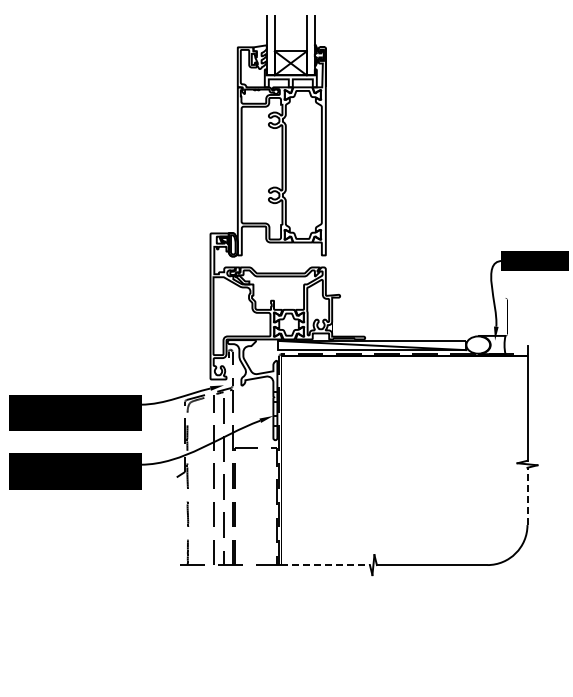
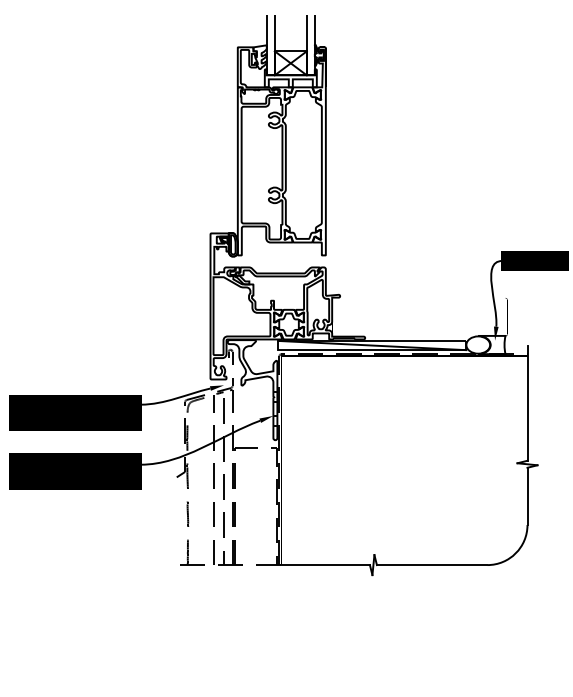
line: dashed -> solid (527, 496)
line: dashed -> solid (326, 565)
